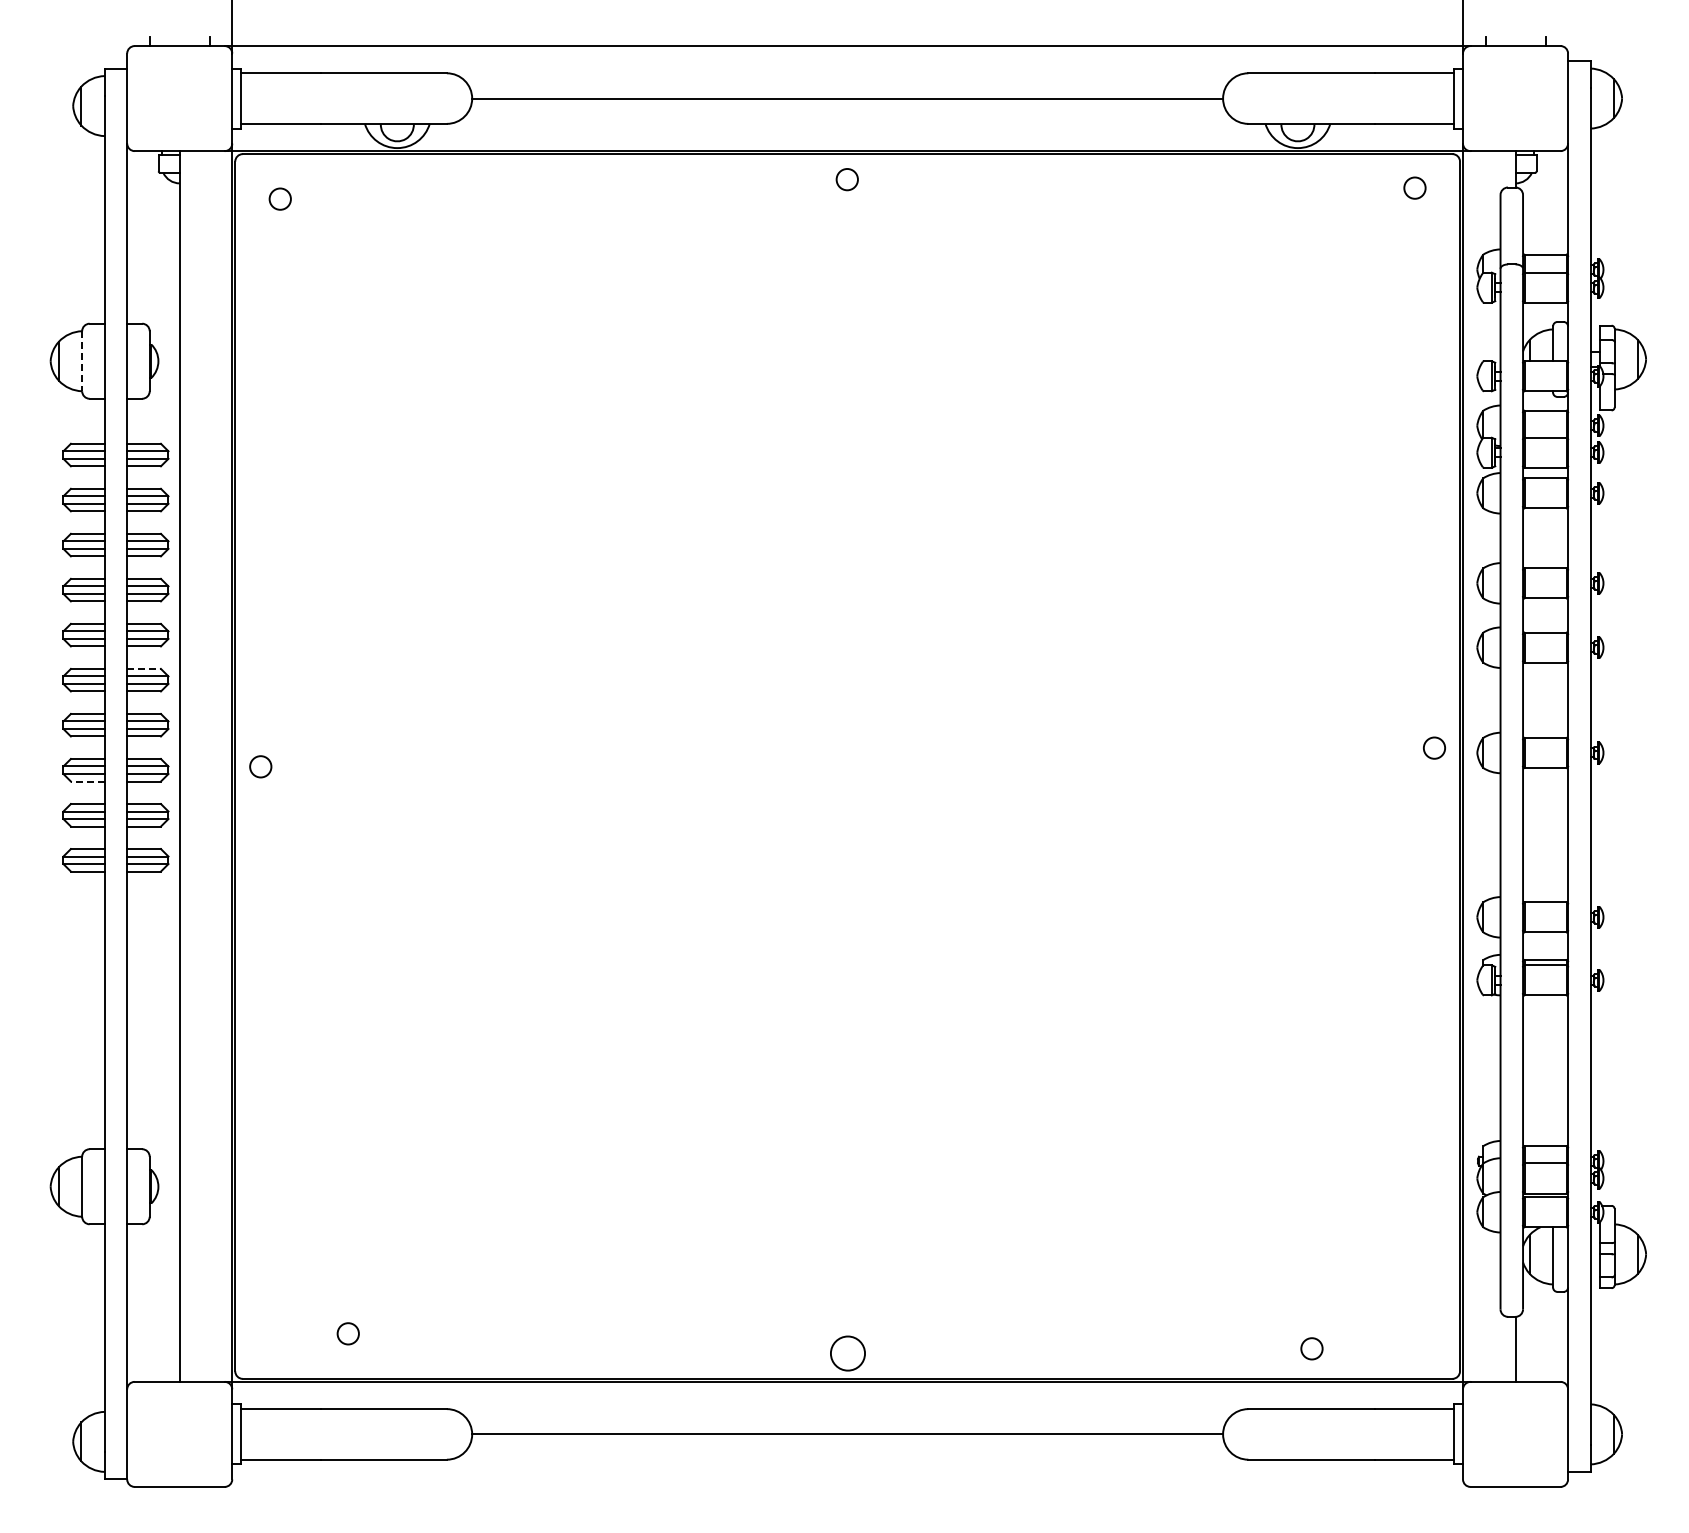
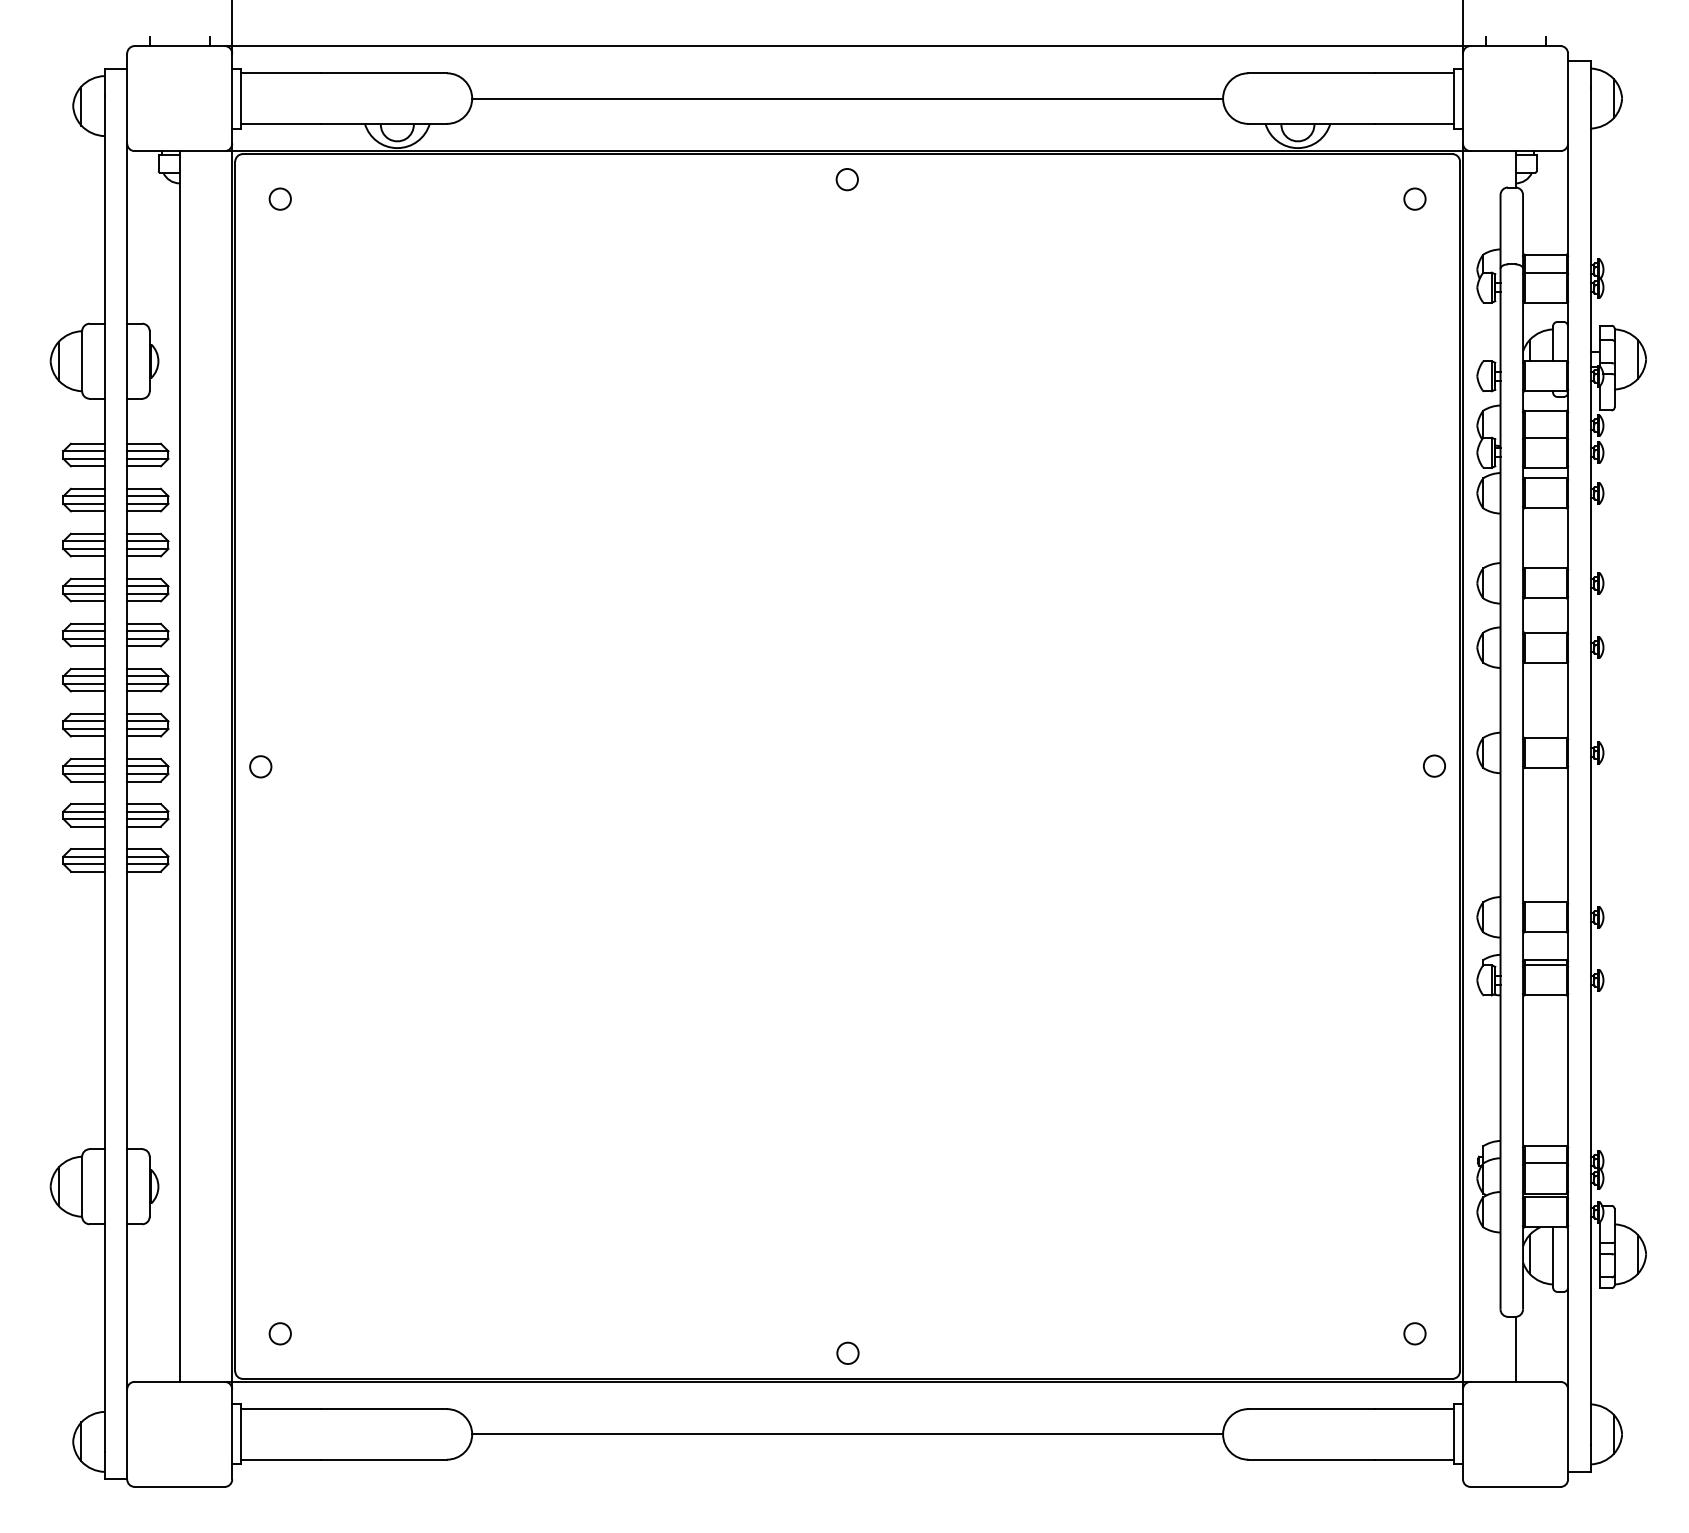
circle position: (1414, 187) -> (1414, 198) (1414, 198)
line: dashed -> solid (82, 361)
line: dashed -> solid (144, 668)
circle position: (1434, 747) -> (1434, 765) (1434, 765)
line: dashed -> solid (87, 781)
circle position: (347, 1333) -> (279, 1333) (279, 1333)
circle position: (1311, 1348) -> (1414, 1333) (1414, 1333)
circle size: 36x37 px -> 24x24 px (847, 1352)
